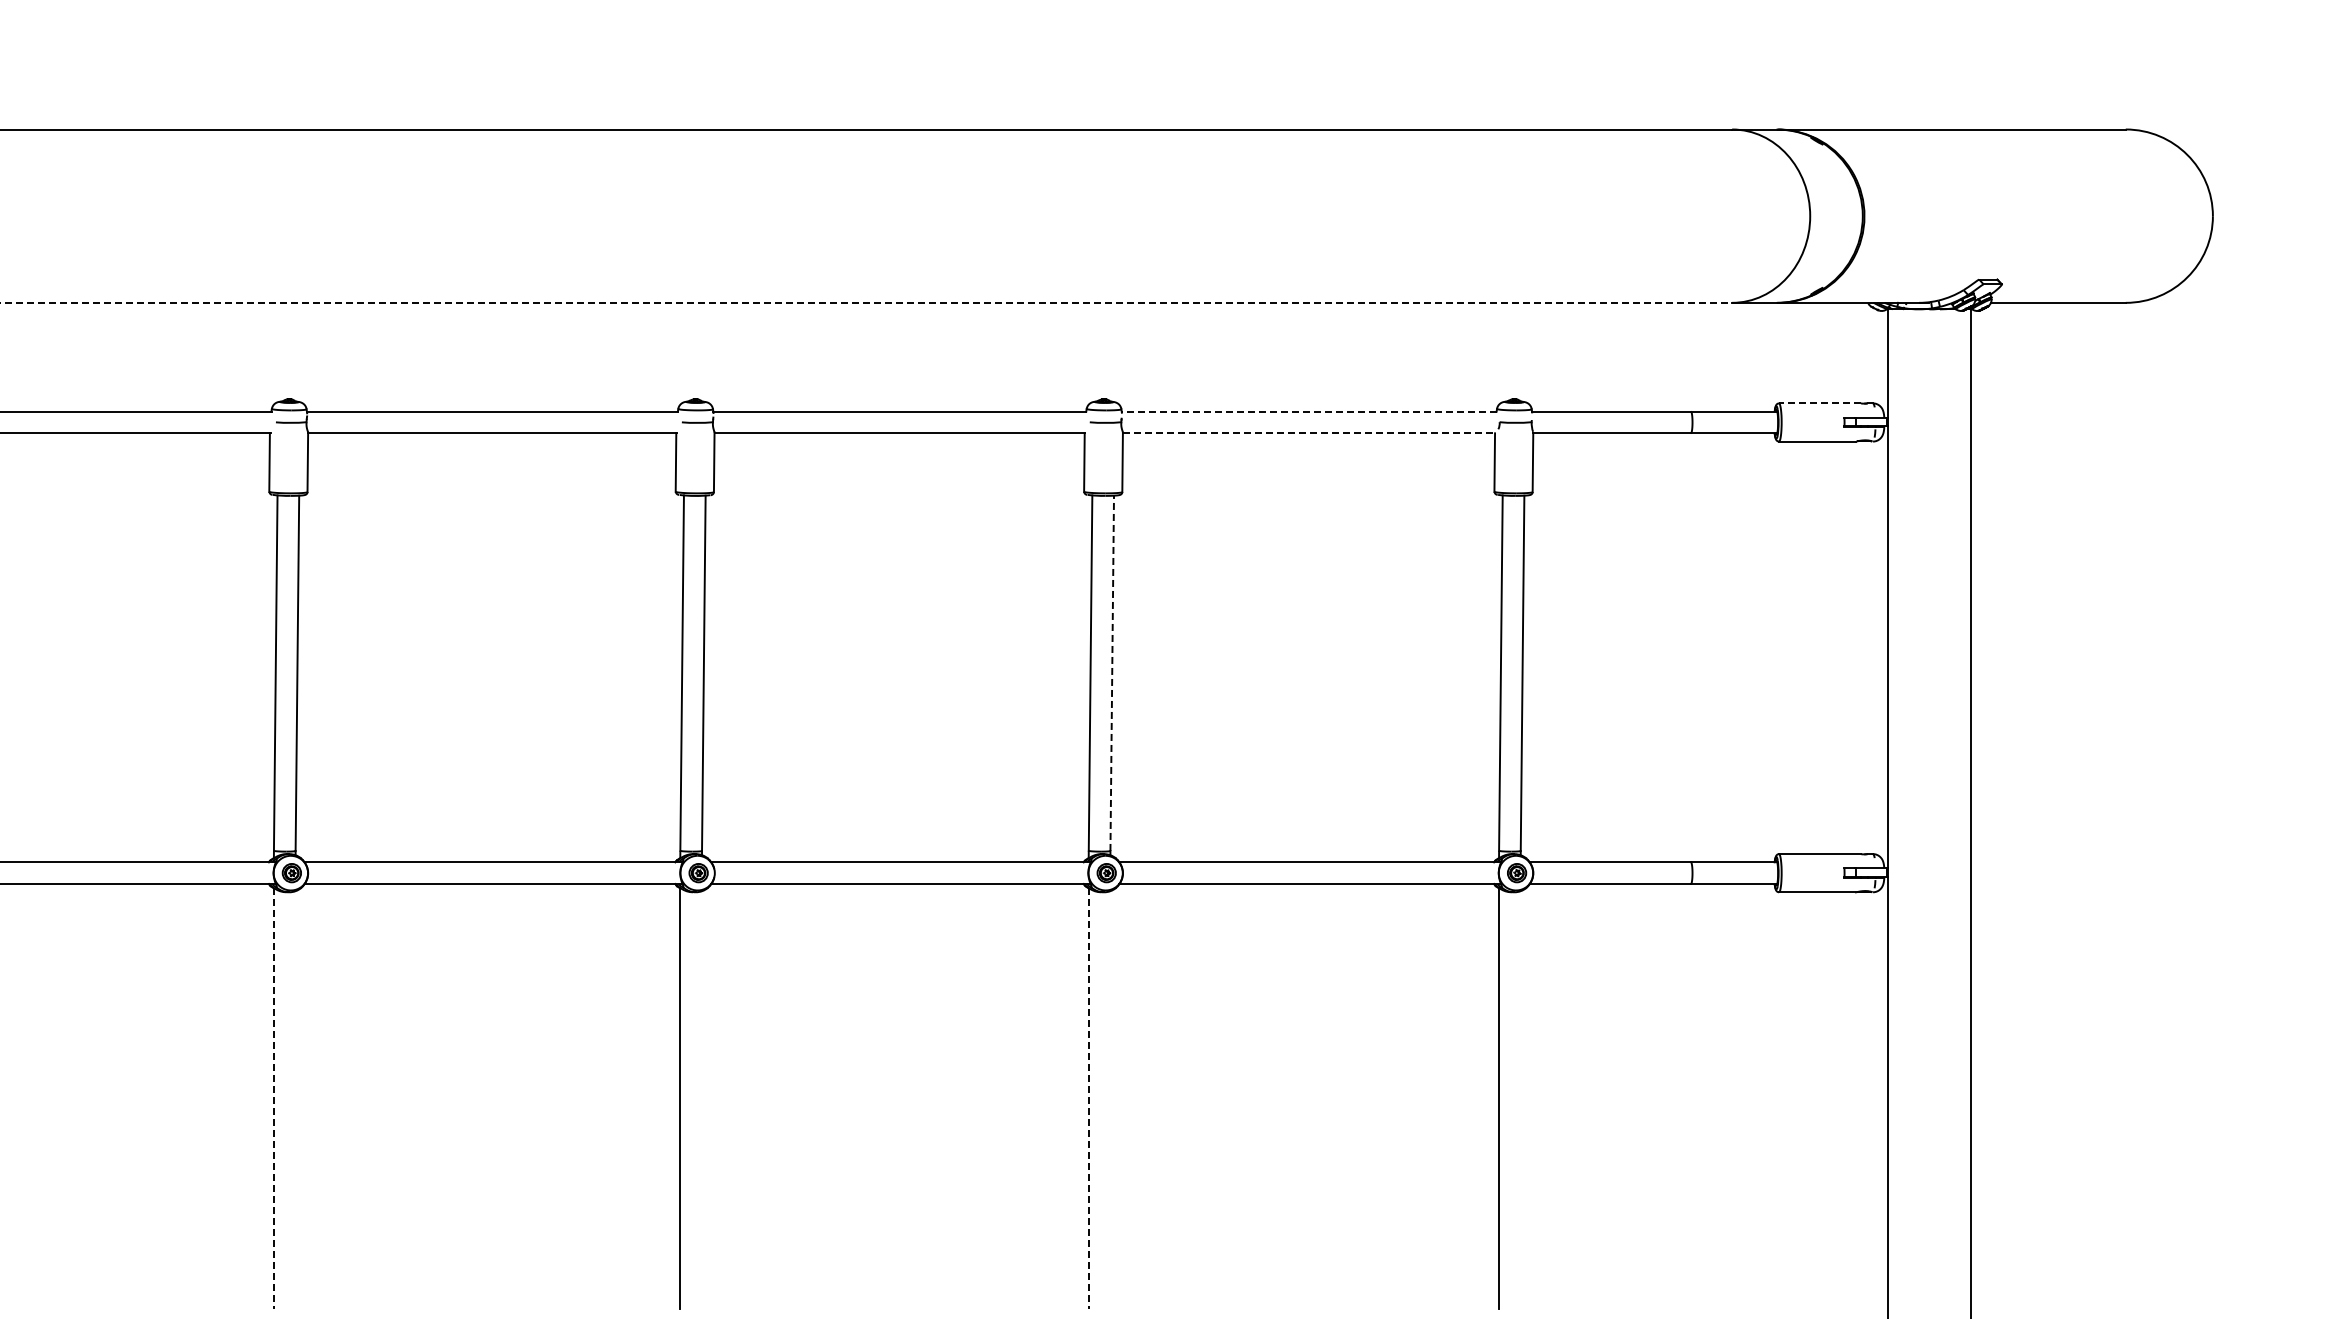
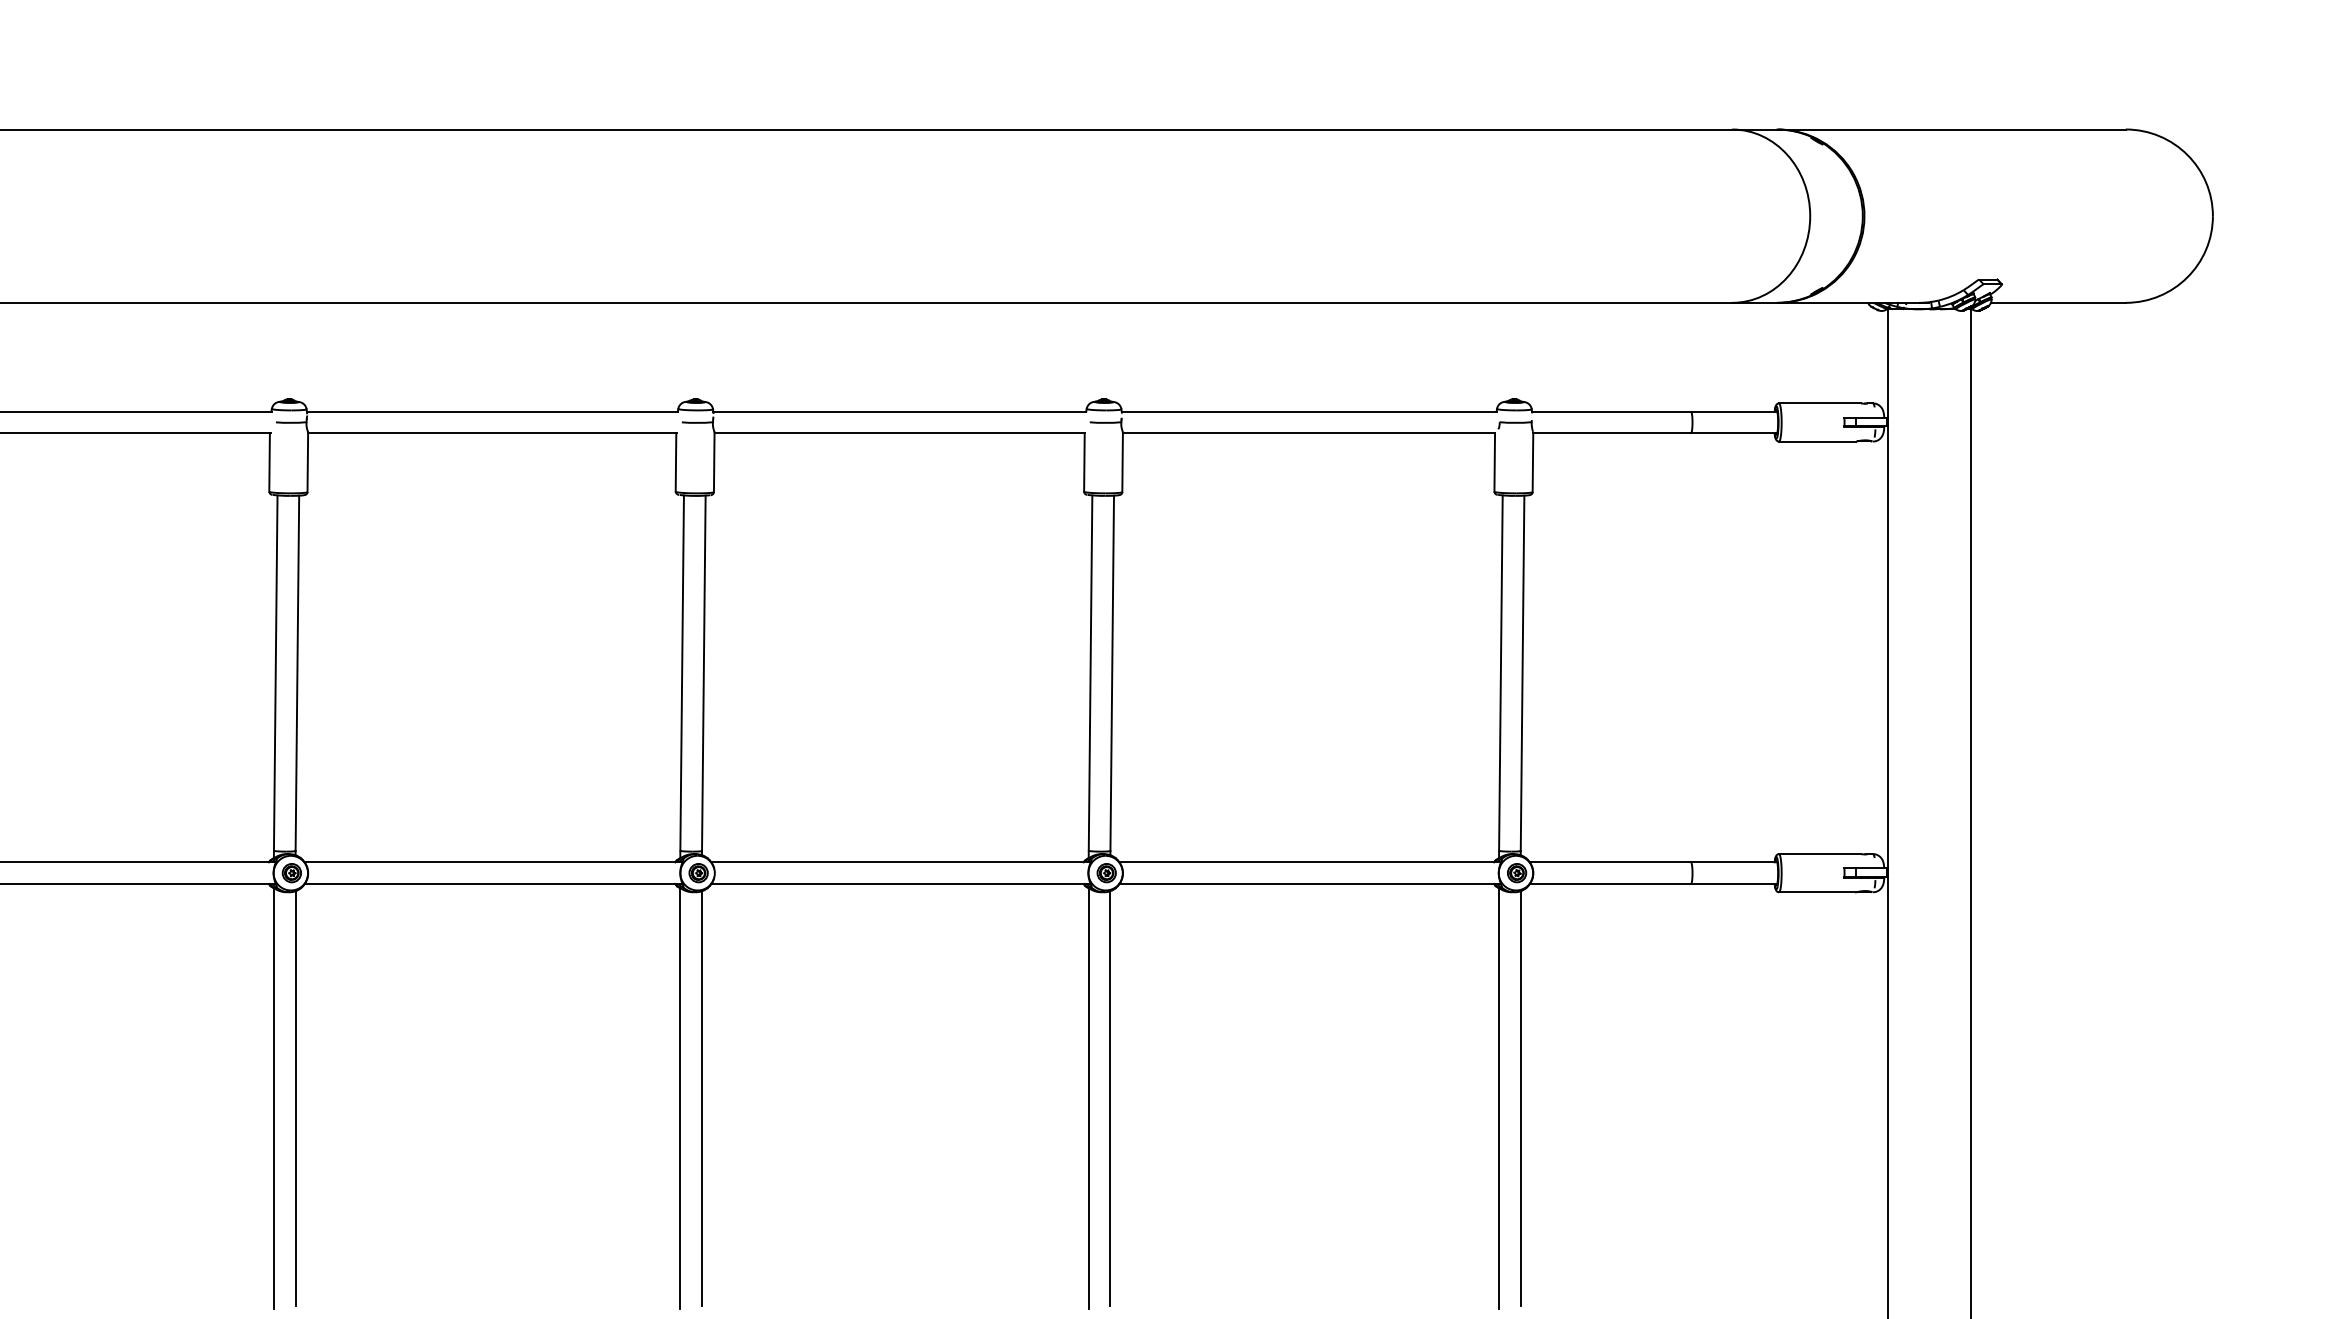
line: dashed -> solid (866, 302)
line: dashed -> solid (1820, 403)
line: dashed -> solid (1308, 411)
line: dashed -> solid (1309, 433)
line: dashed -> solid (1112, 673)
line: dashed -> solid (273, 1098)
line: none -> present (295, 1098)
line: none -> present (701, 1098)
line: dashed -> solid (1088, 1098)
line: none -> present (1110, 1098)
line: none -> present (1520, 1098)
